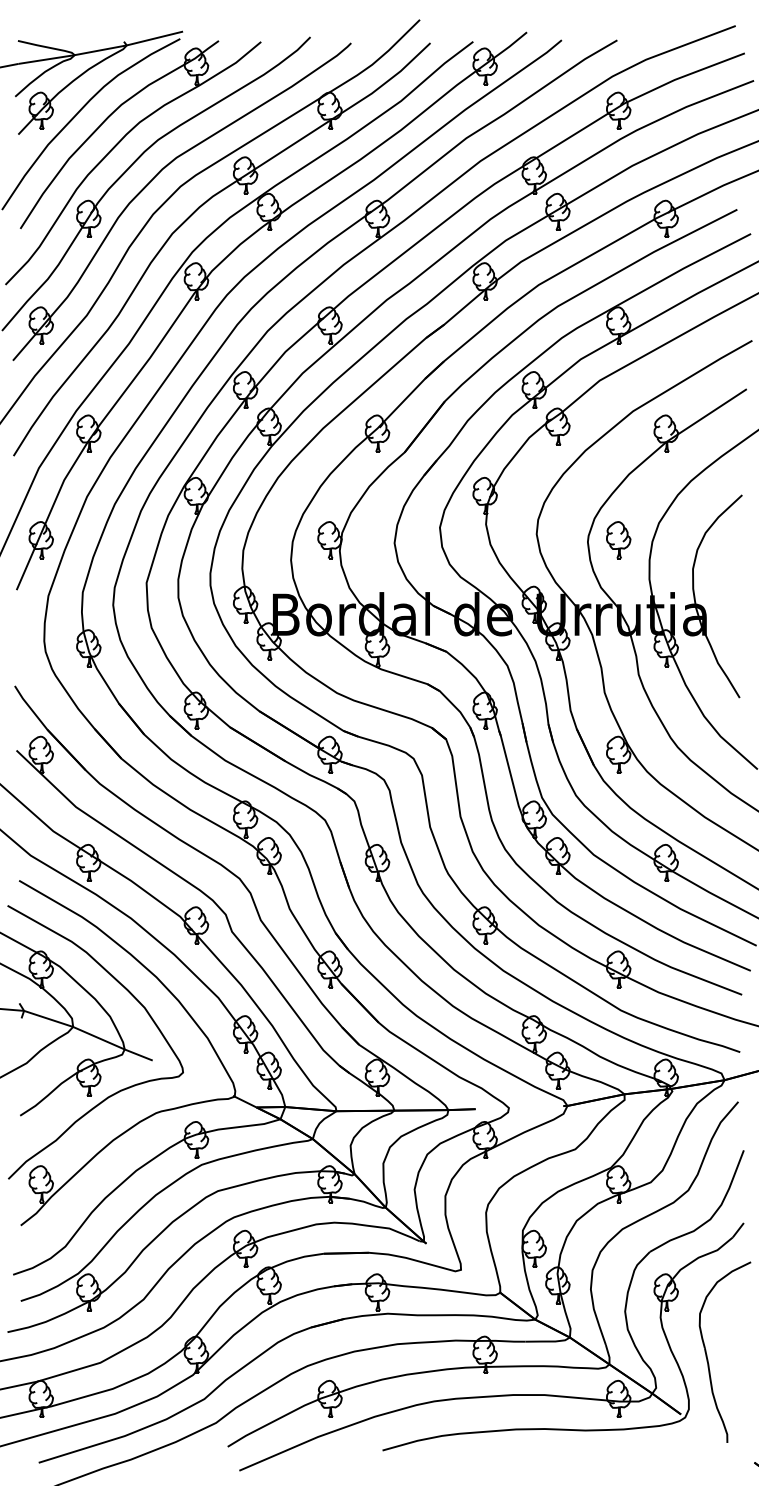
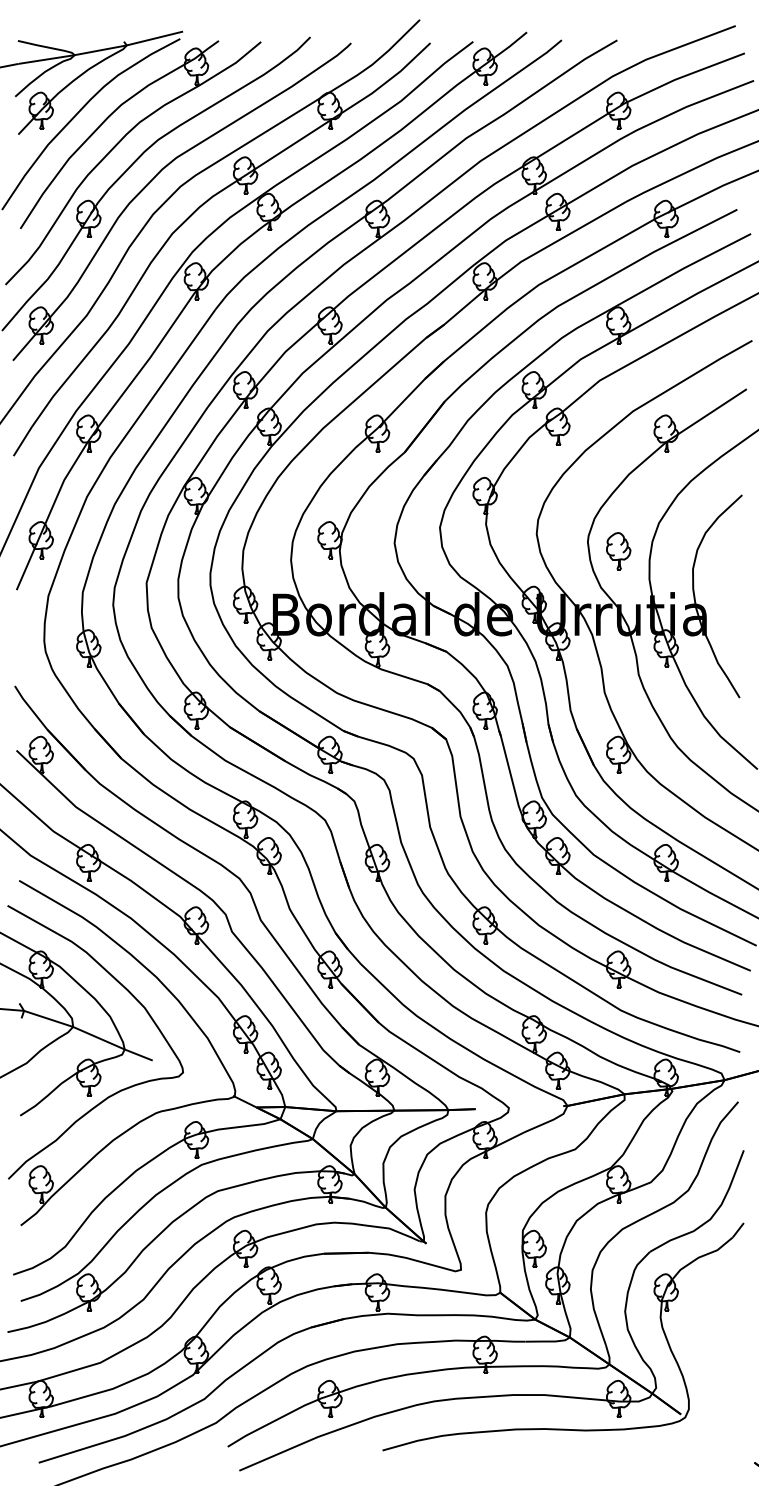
part position: (618, 540) -> (618, 551) (618, 551)
part: present -> none (707, 1354)
